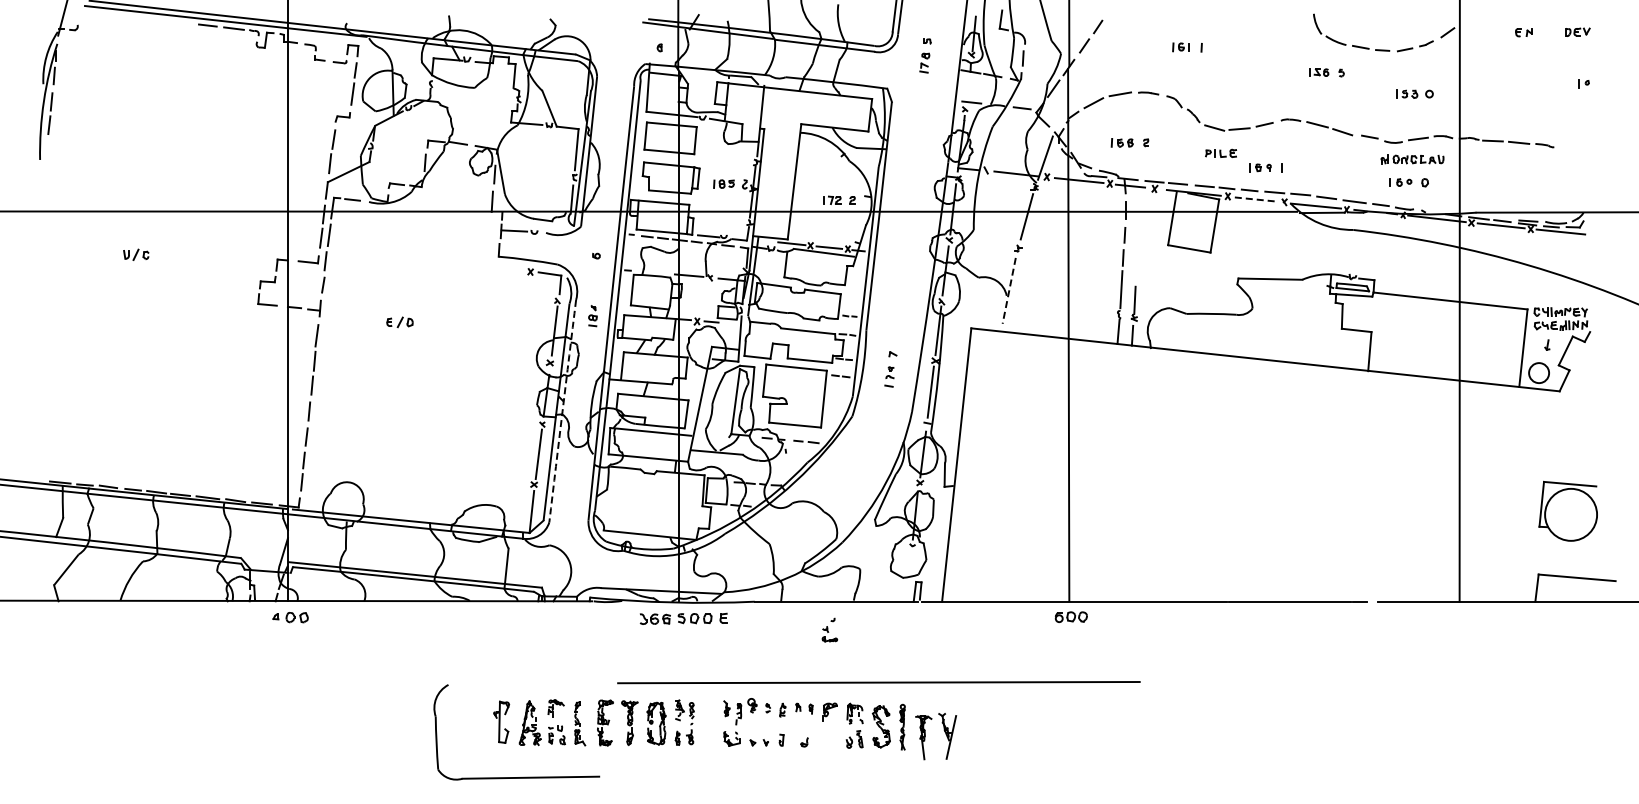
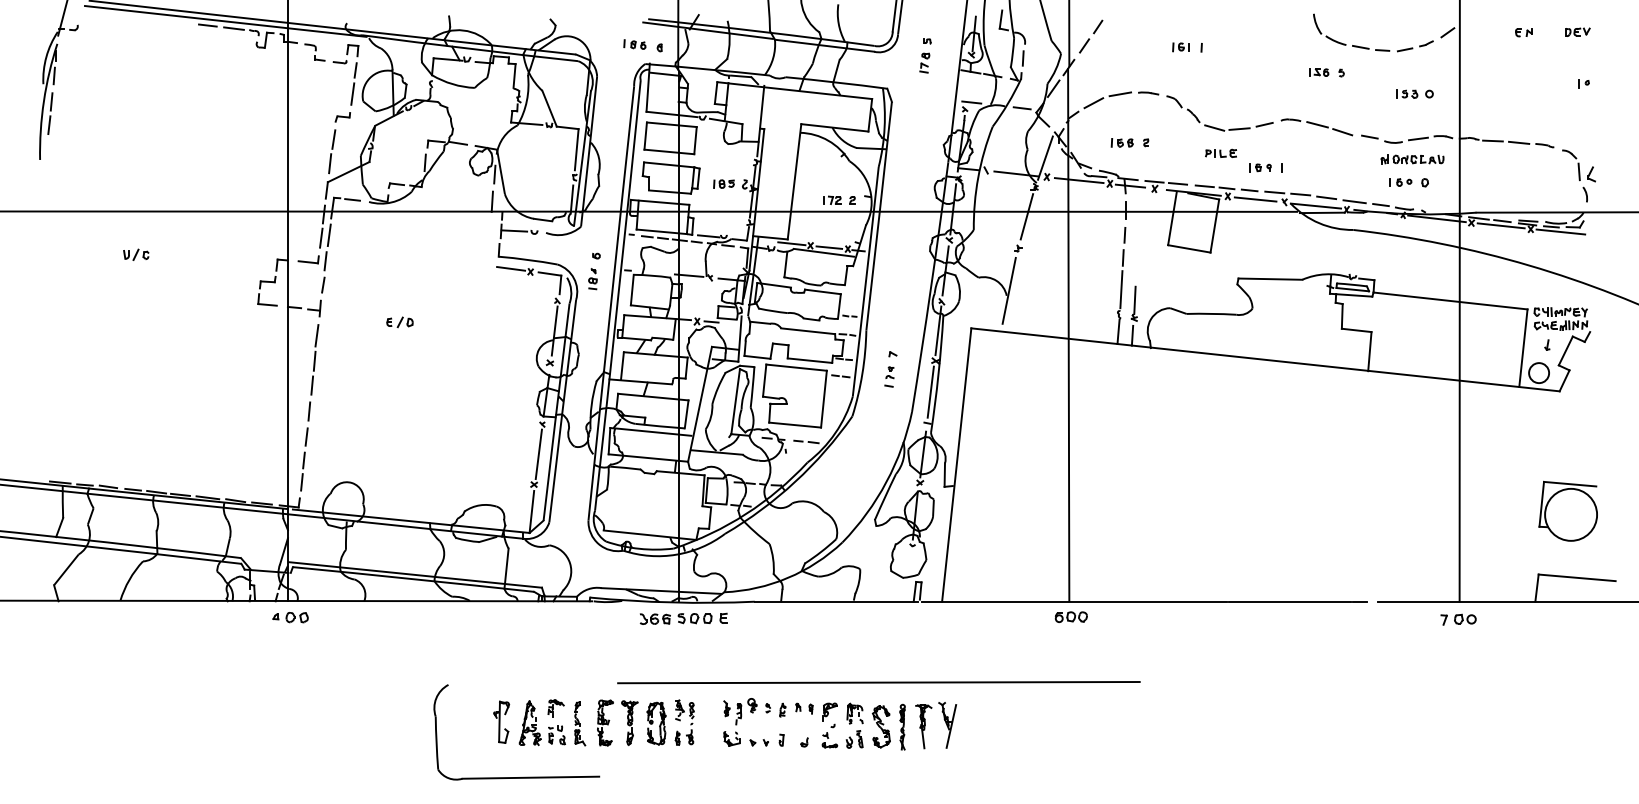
part: none -> present (634, 44)
part: none -> present (1578, 175)
line: dashed -> solid (1255, 199)
line: none -> present (511, 268)
line: dashed -> solid (1009, 290)
part position: (592, 316) -> (592, 279) (592, 279)
arc: dashed -> solid (562, 411)
part: none -> present (1458, 619)
part position: (829, 629) -> (829, 735) (829, 735)
part position: (944, 732) -> (944, 721) (944, 721)
